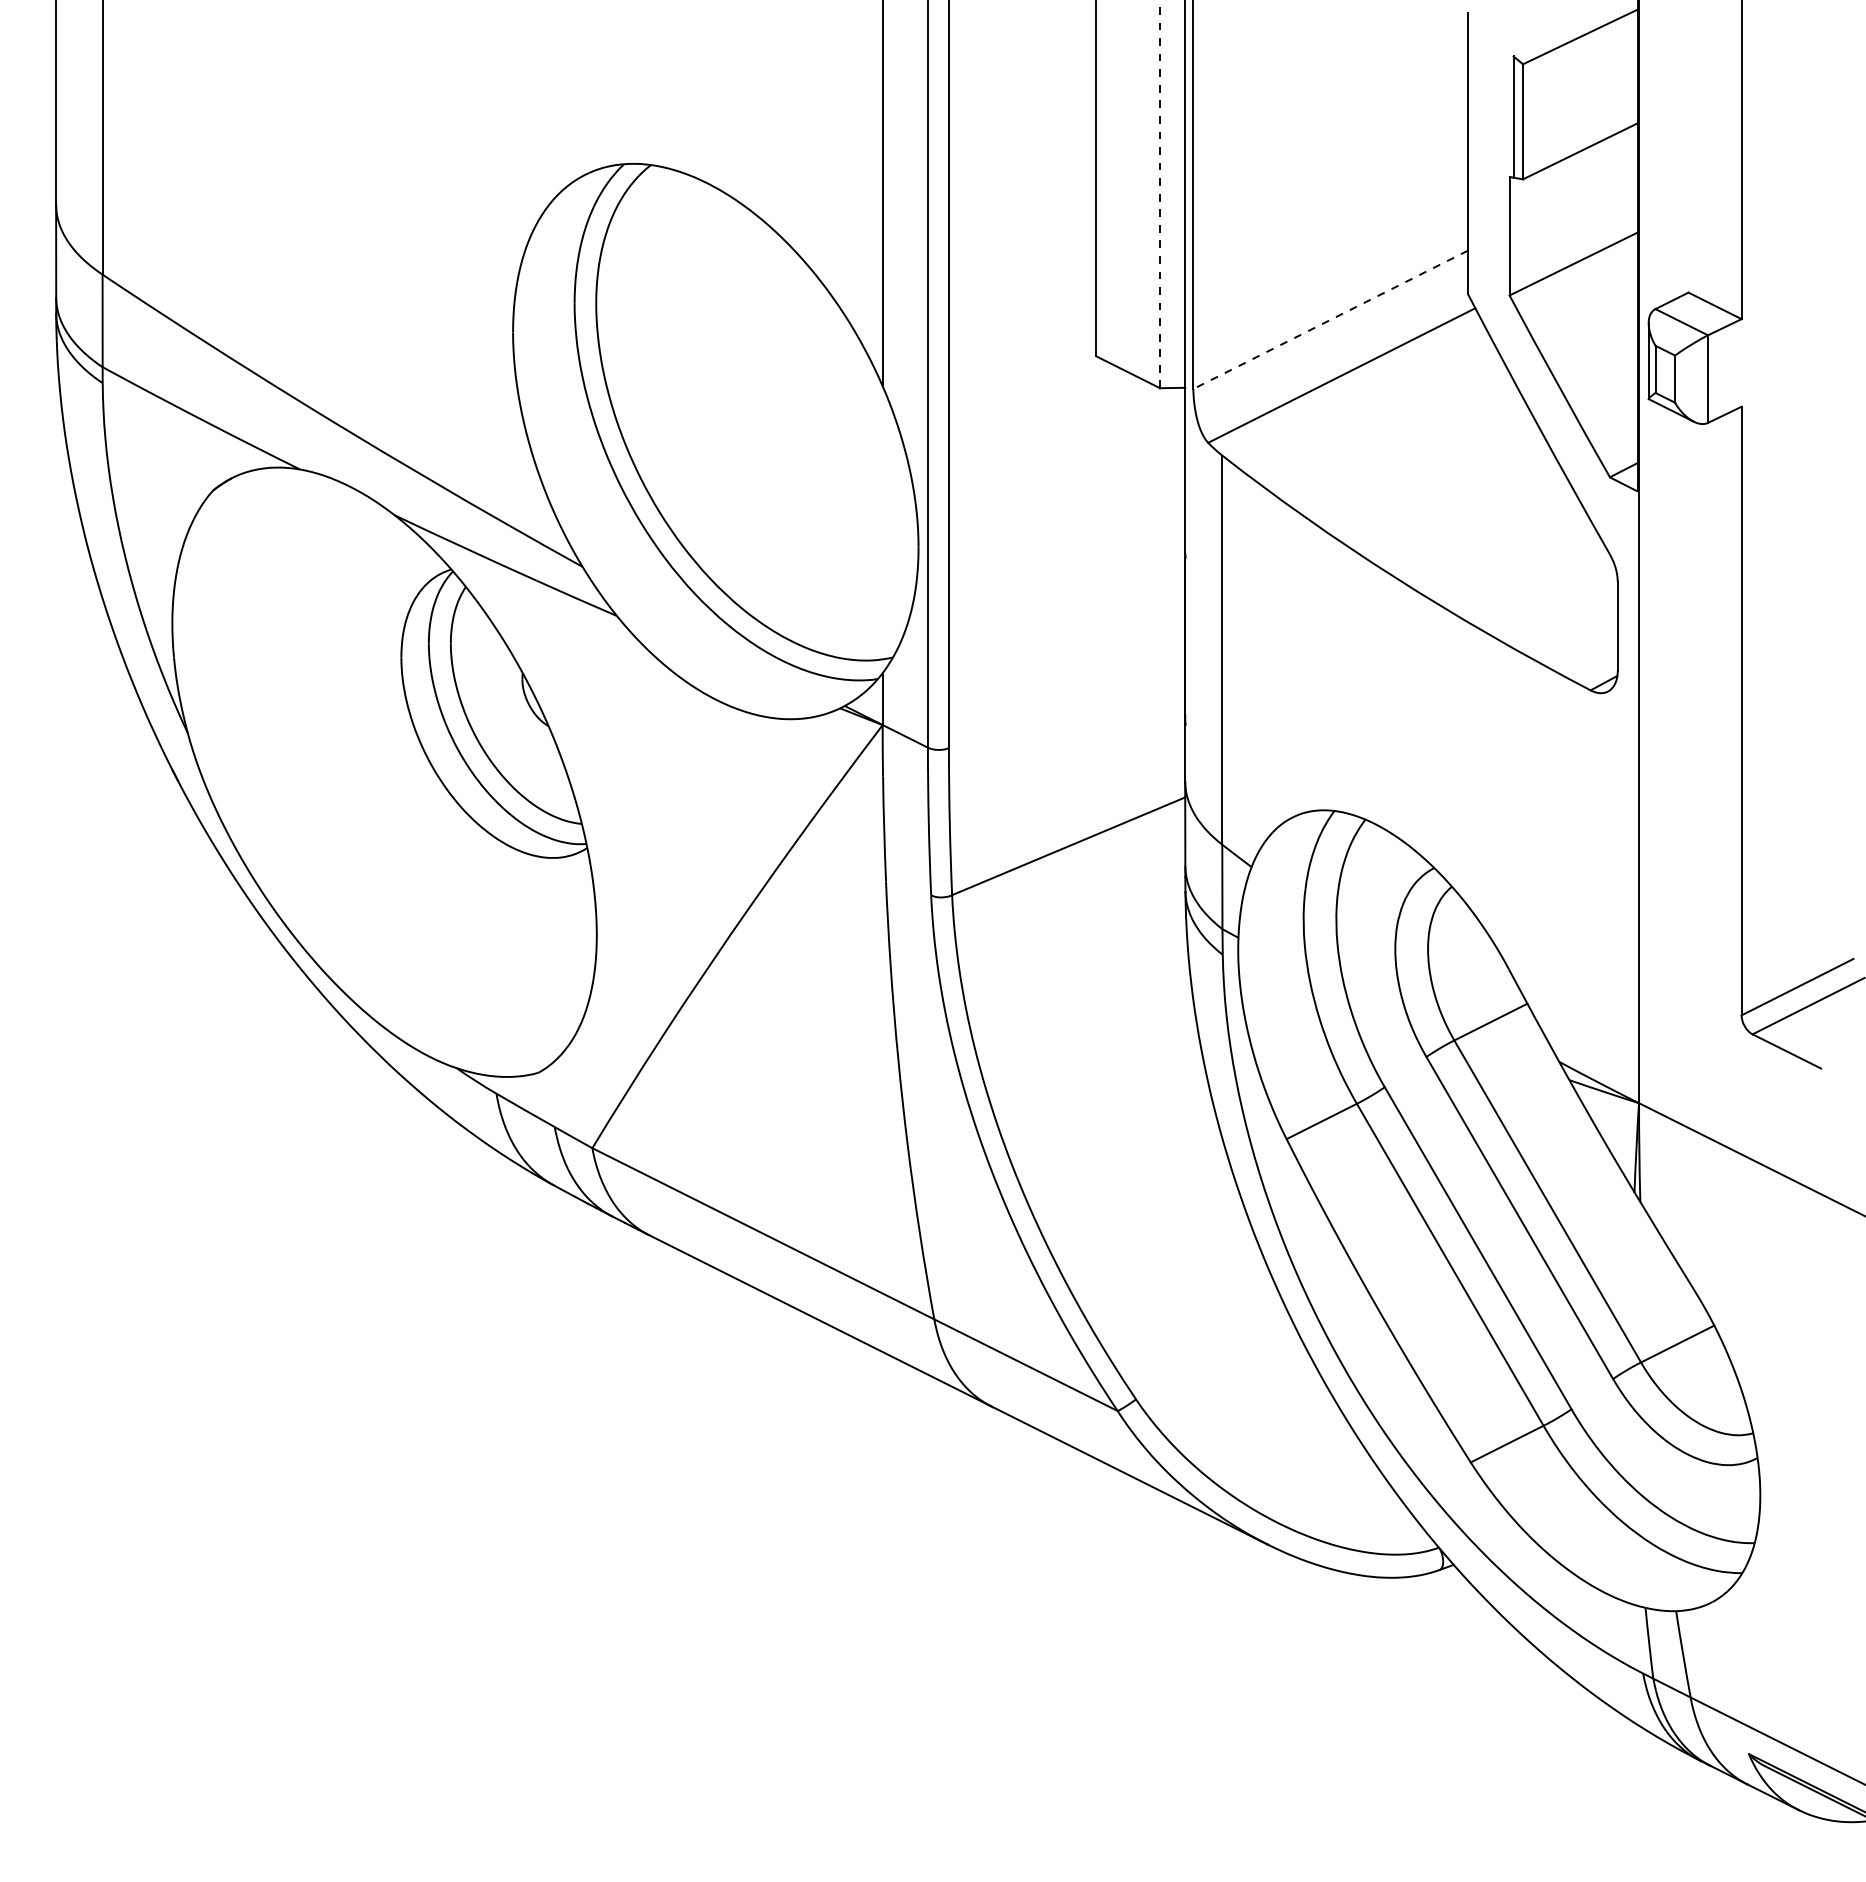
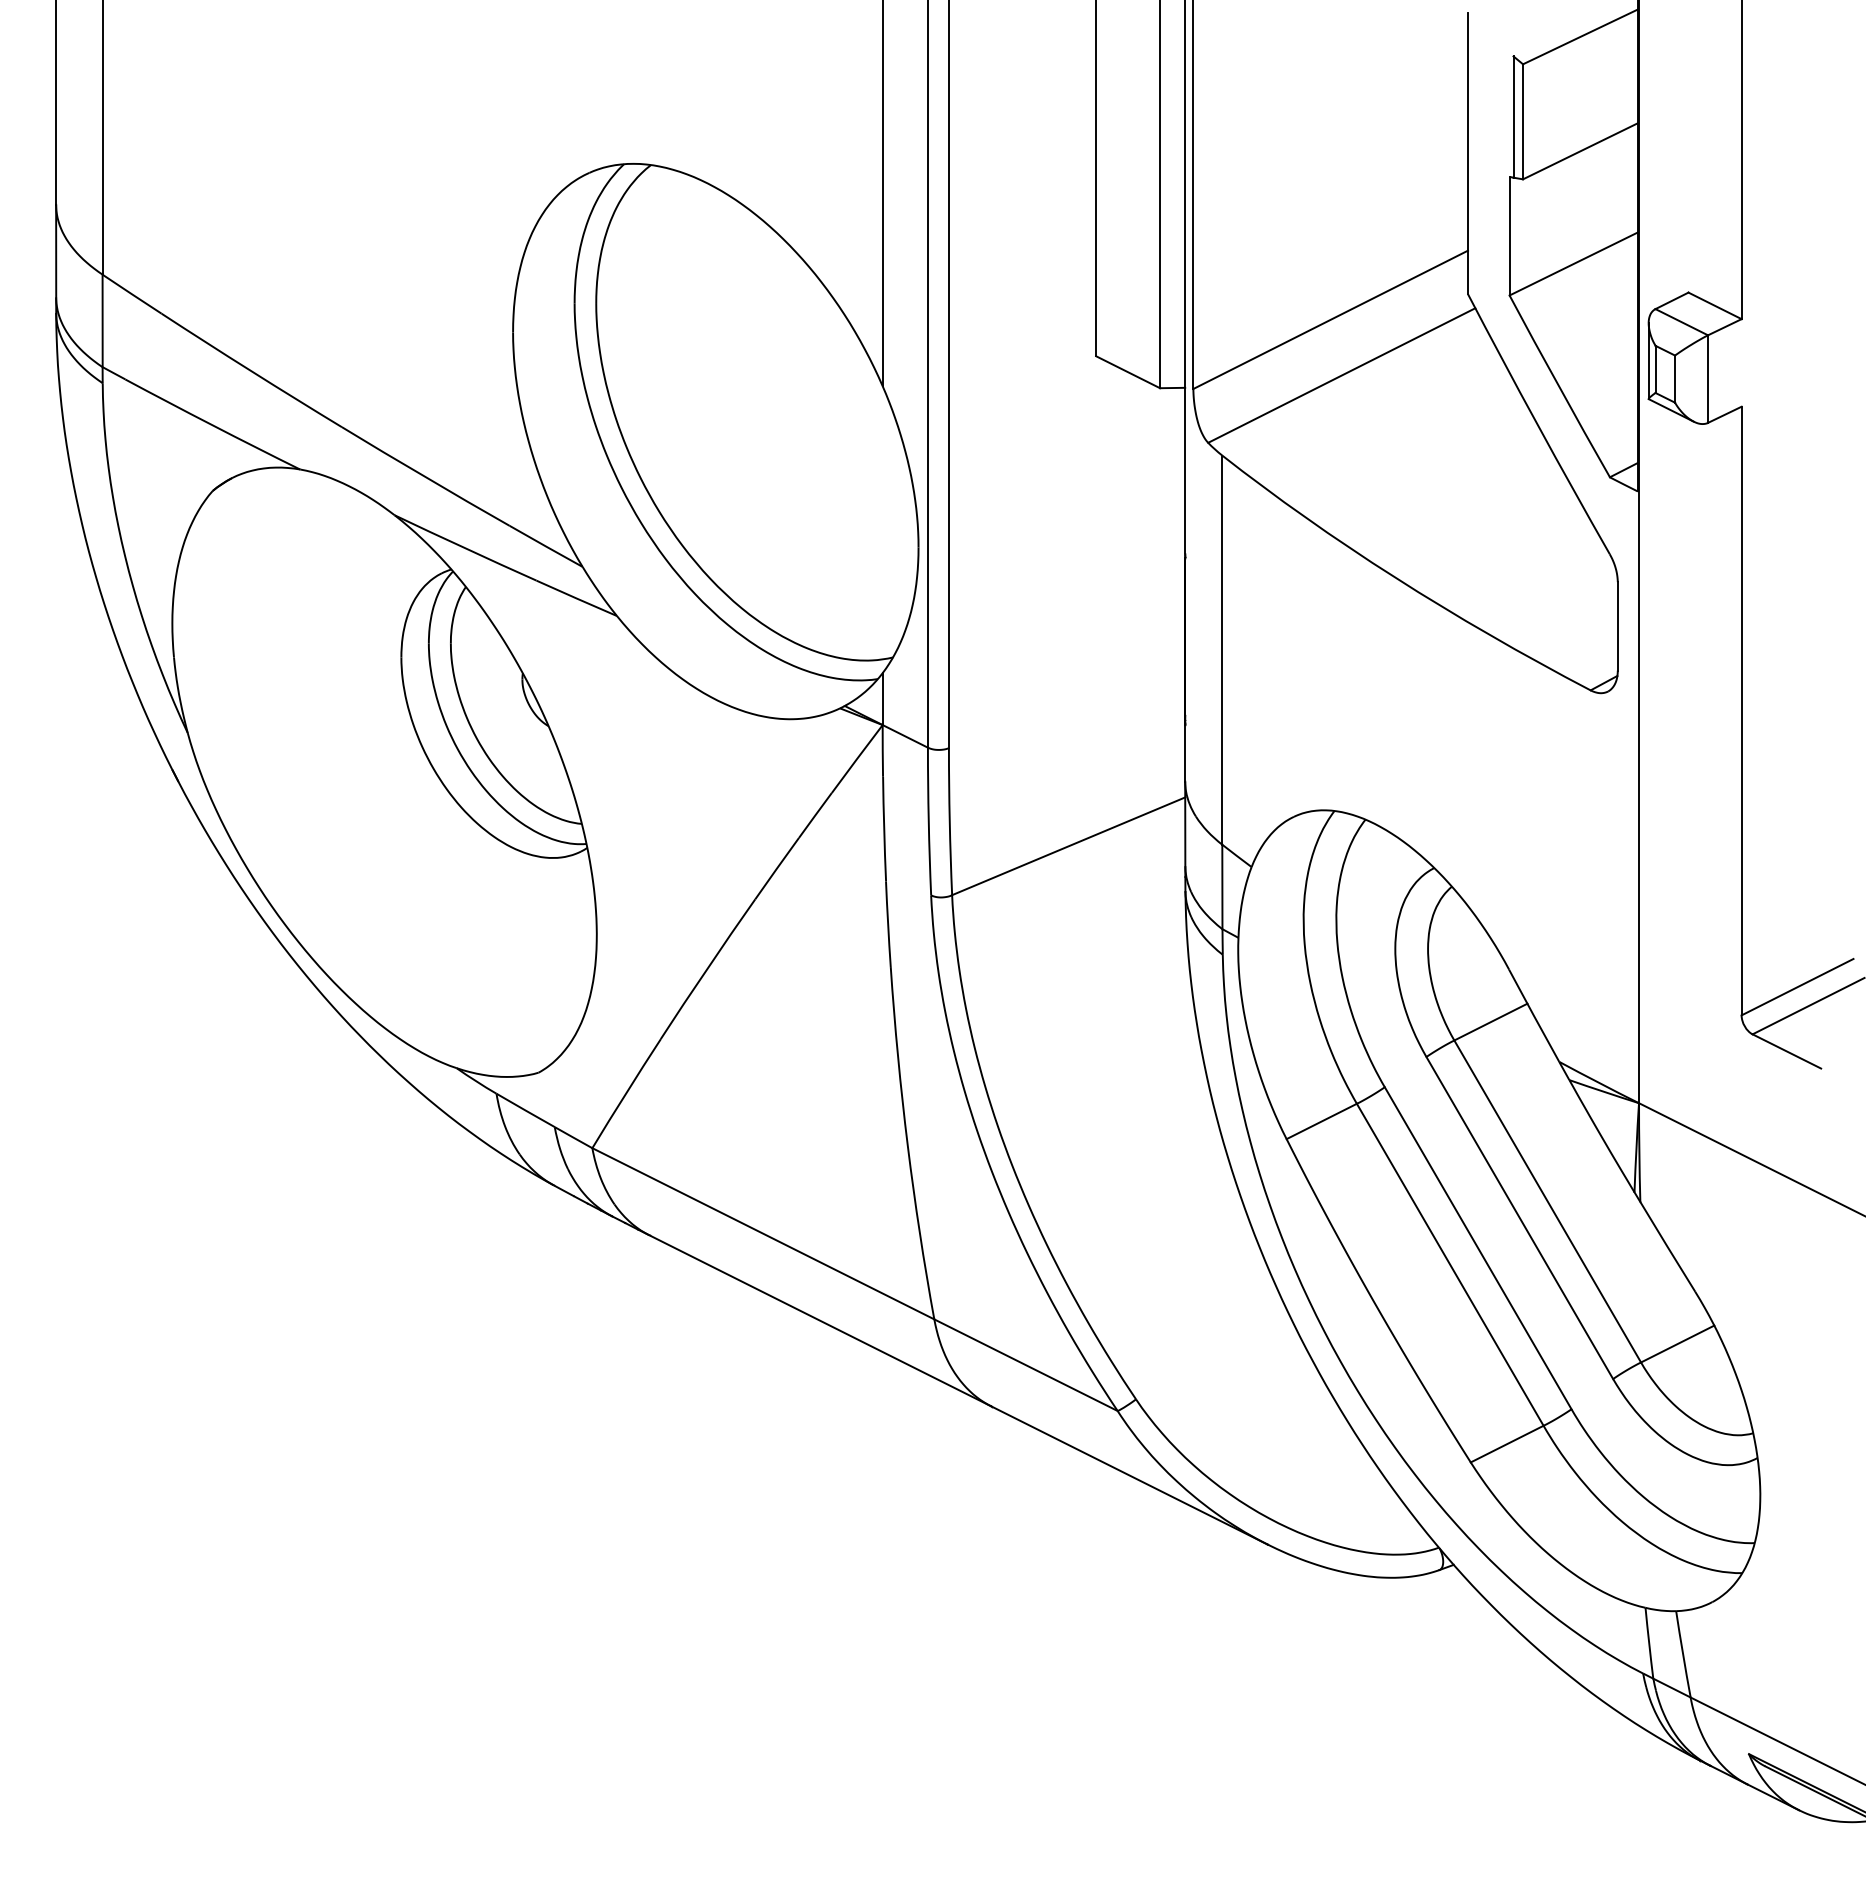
line: dashed -> solid (1160, 194)
line: dashed -> solid (1330, 319)
